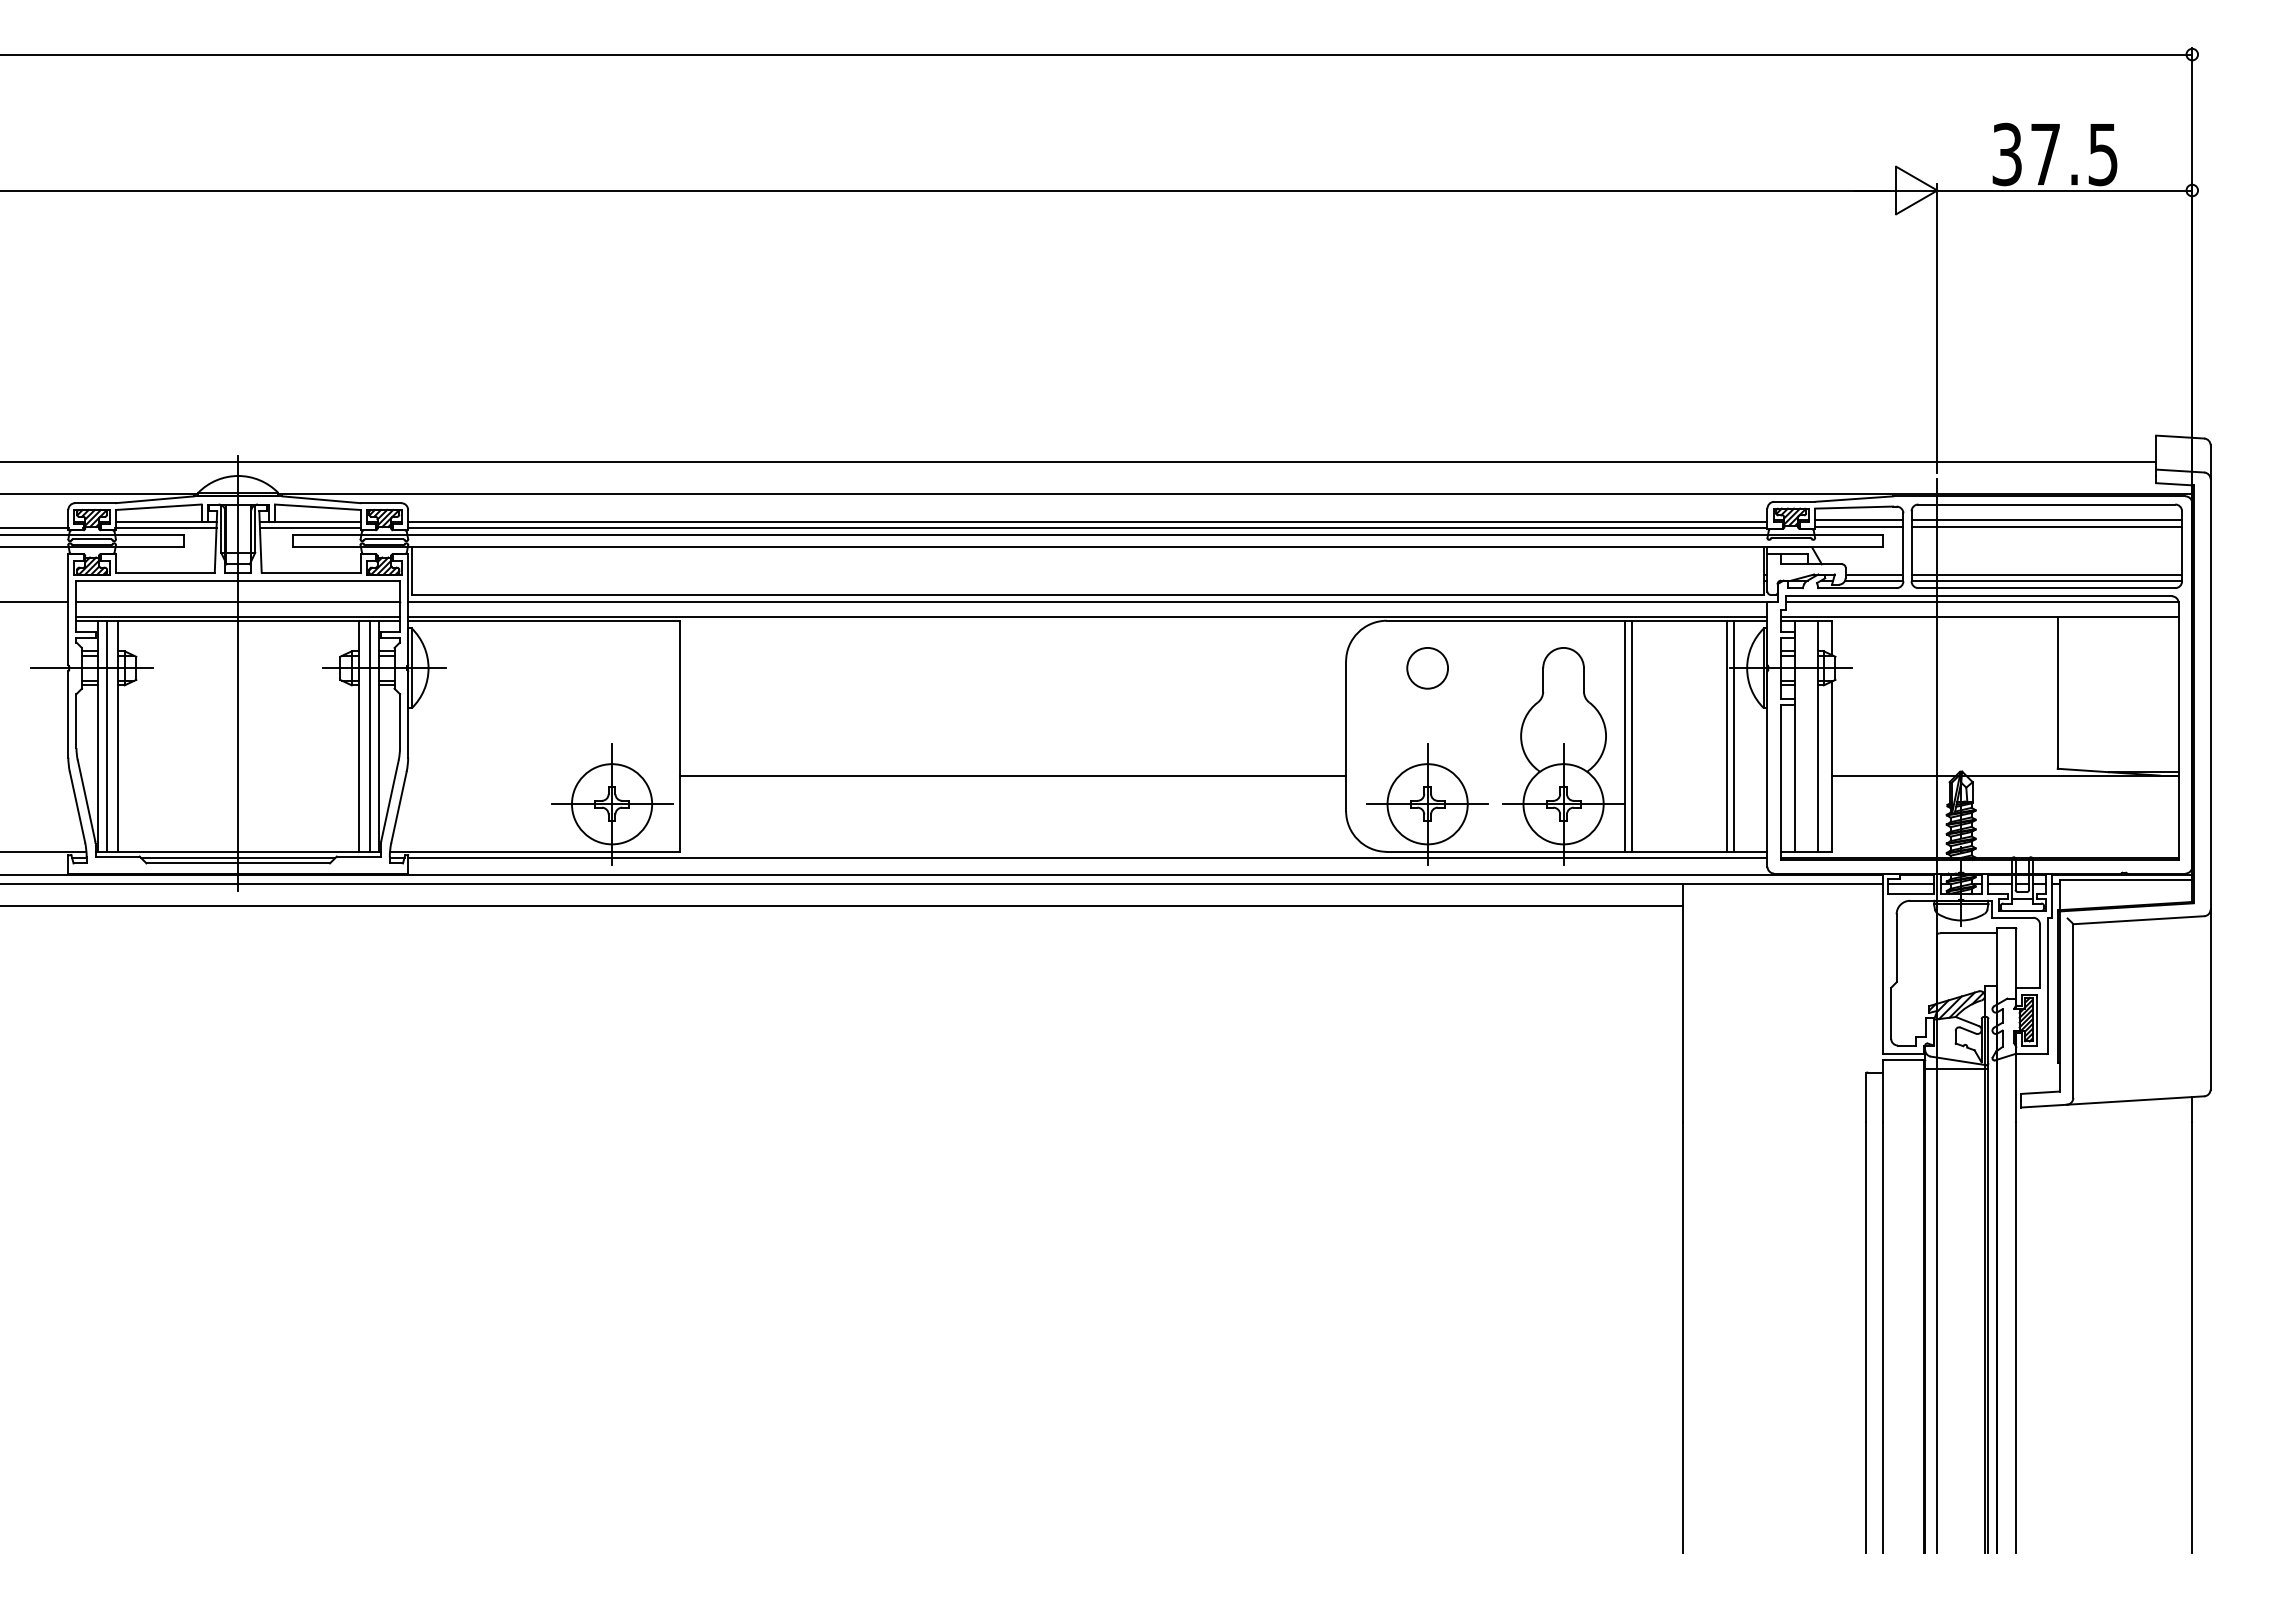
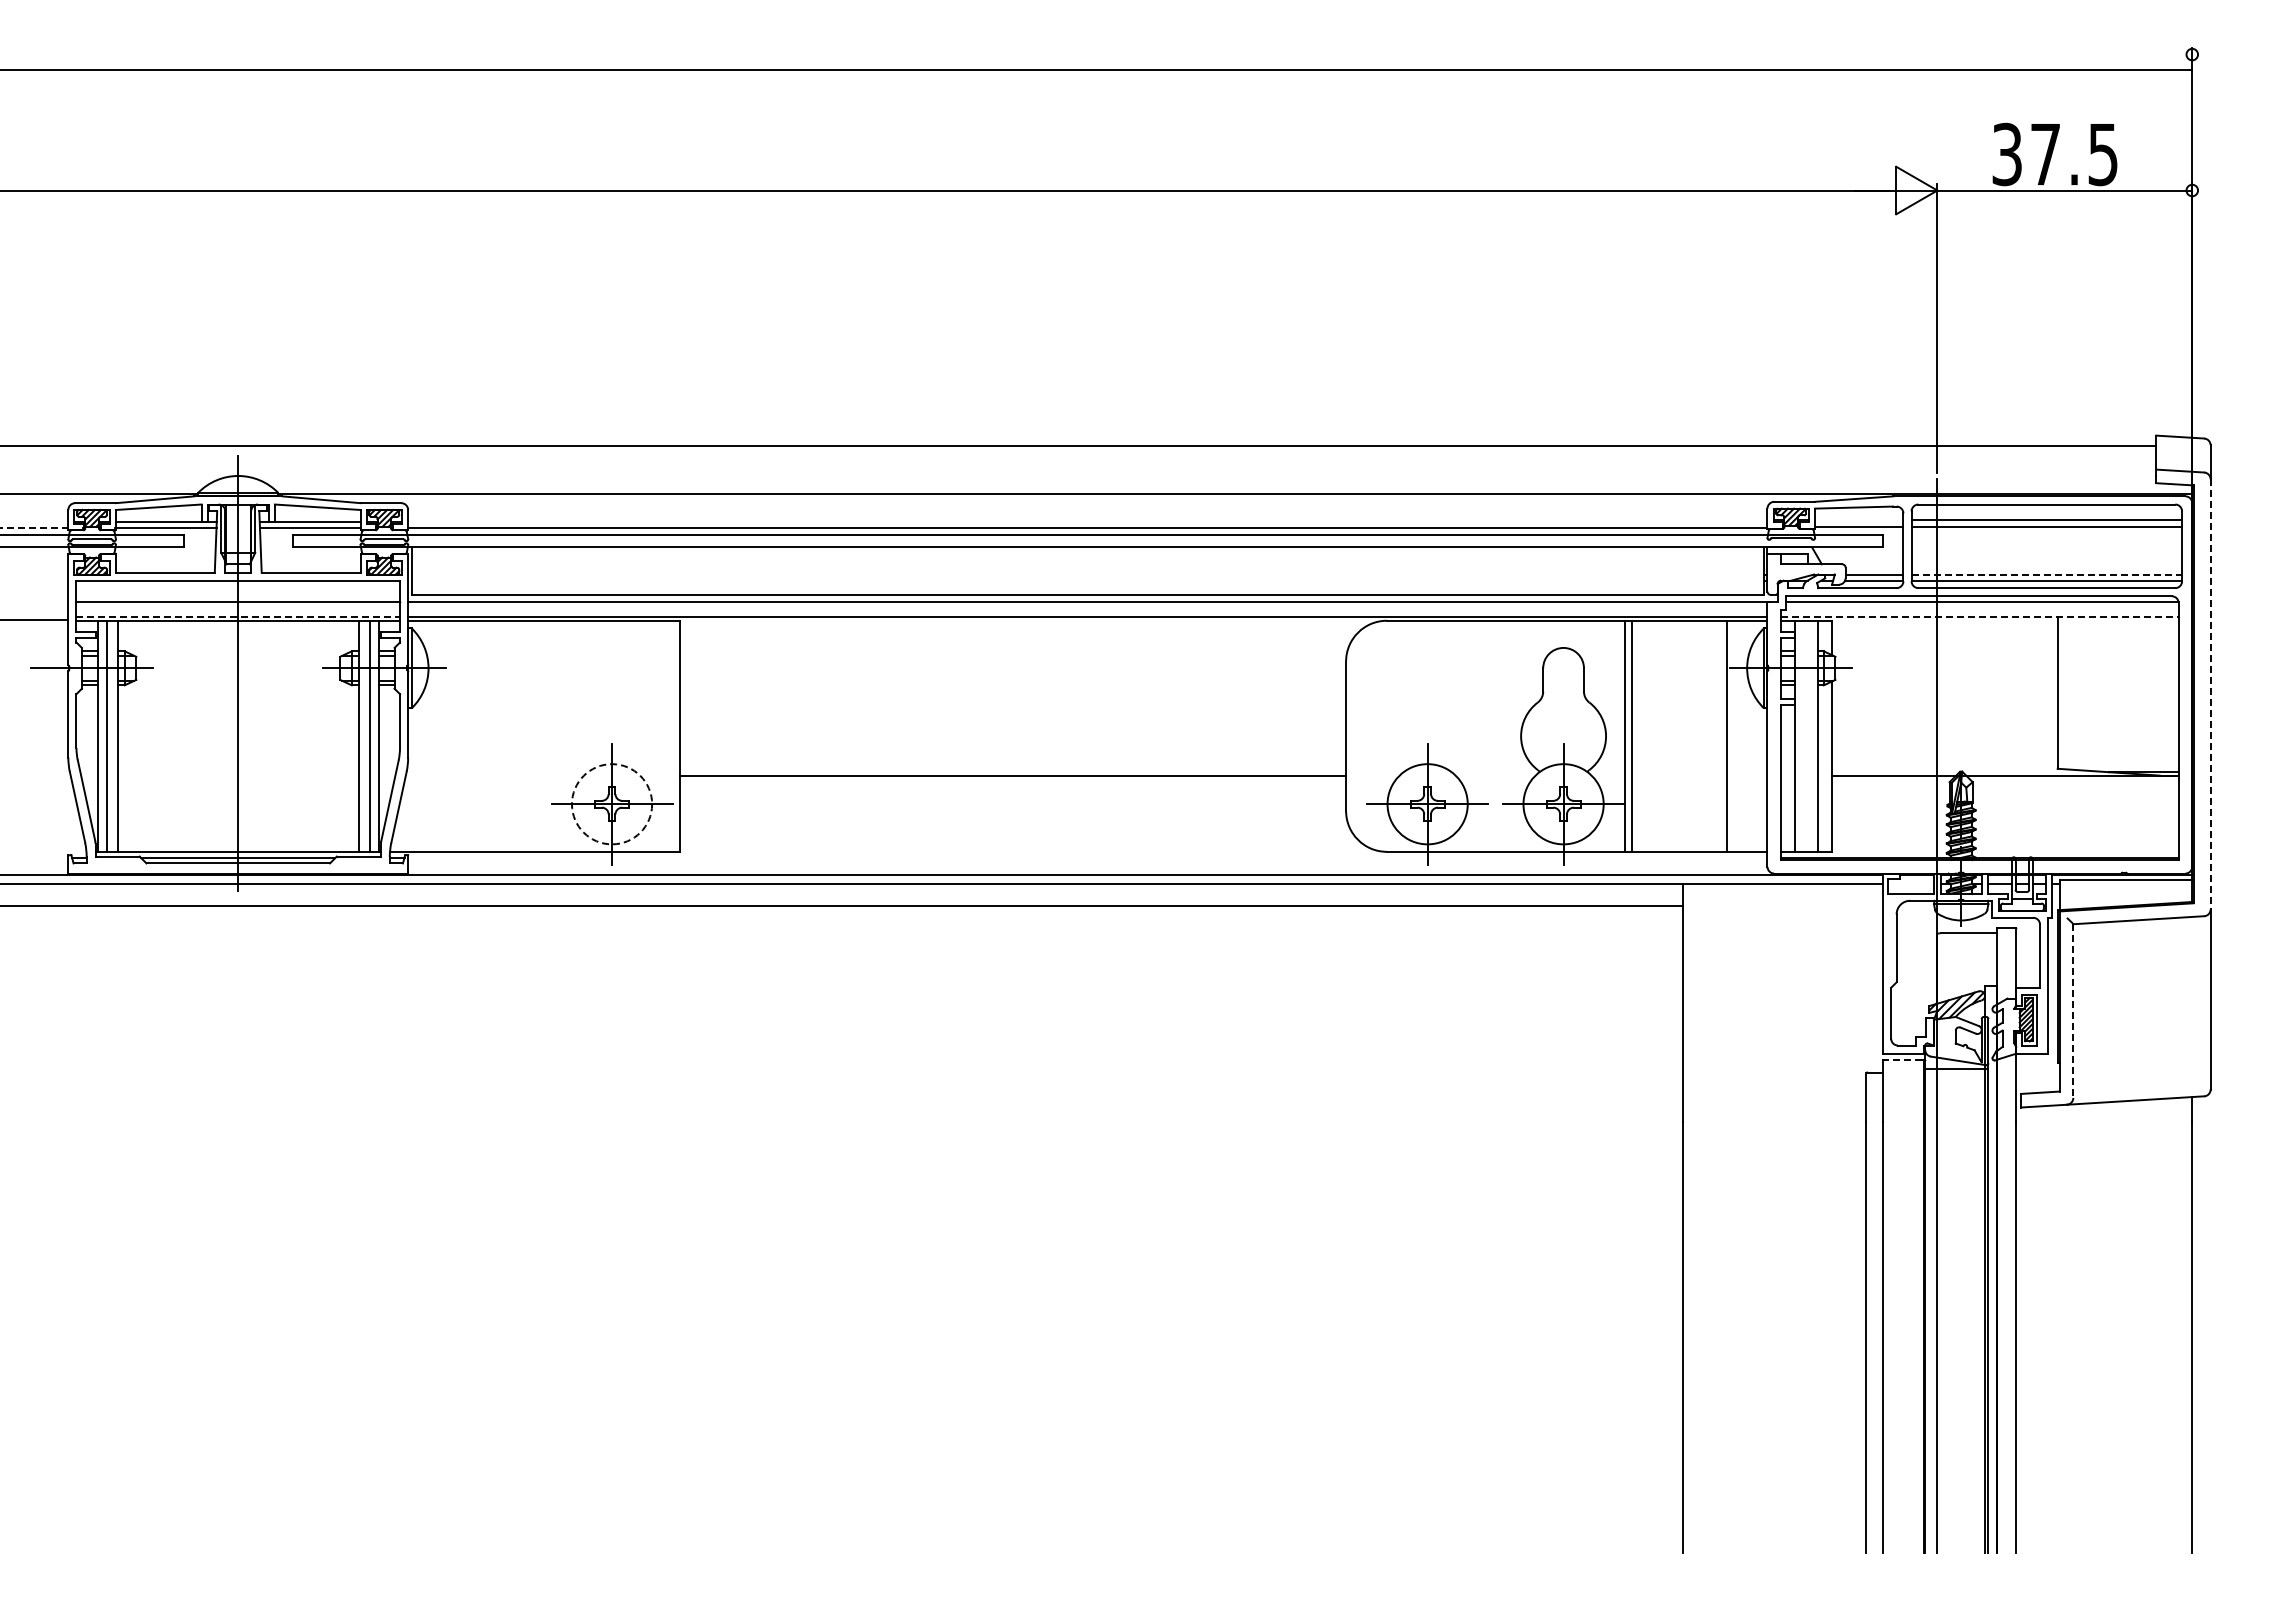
line position: (1097, 54) -> (1097, 69) (1097, 69)
line position: (1079, 462) -> (1079, 446) (1079, 446)
line: present -> none (1859, 520)
line: present -> none (1087, 521)
line: solid -> dashed (34, 528)
line: solid -> dashed (2047, 574)
line position: (35, 601) -> (35, 619) (35, 619)
line: solid -> dashed (238, 616)
line: solid -> dashed (1979, 616)
circle: present -> none (1427, 668)
line: solid -> dashed (2210, 694)
line: present -> none (1733, 735)
circle: solid -> dashed (611, 804)
line: present -> none (44, 851)
line: present -> none (1087, 857)
line: present -> none (1911, 883)
line: solid -> dashed (2073, 1011)
line: solid -> dashed (1902, 1060)
